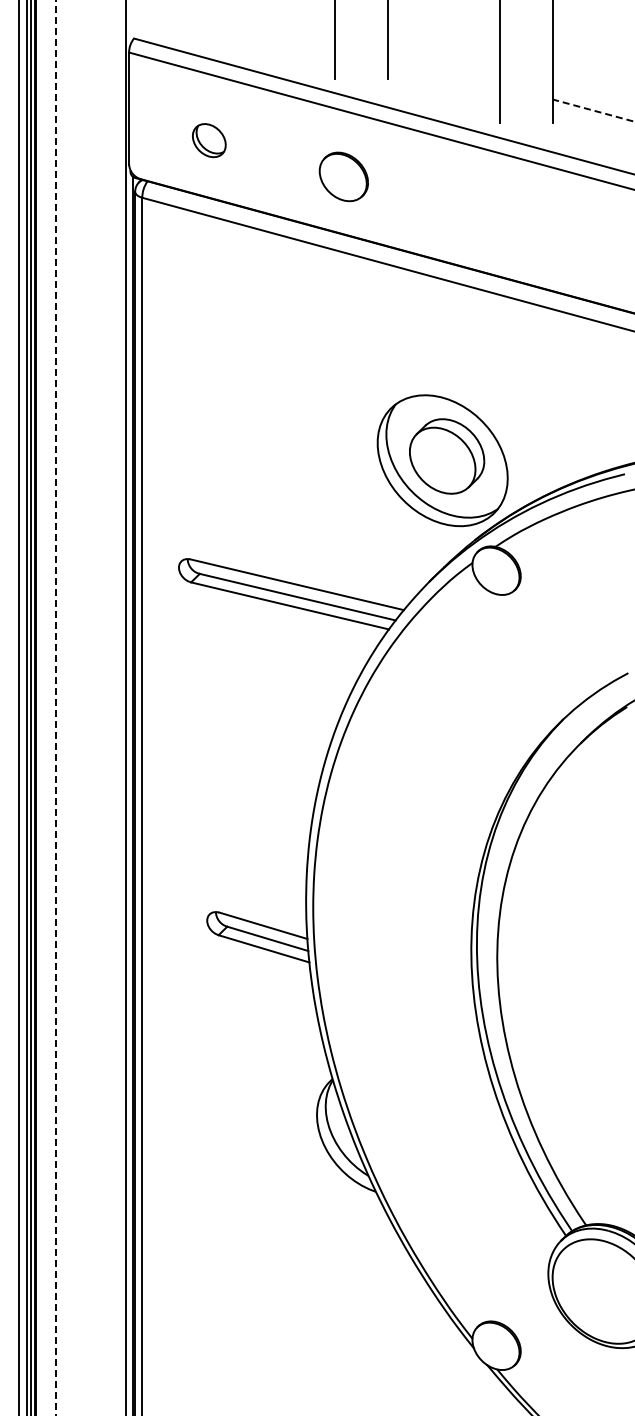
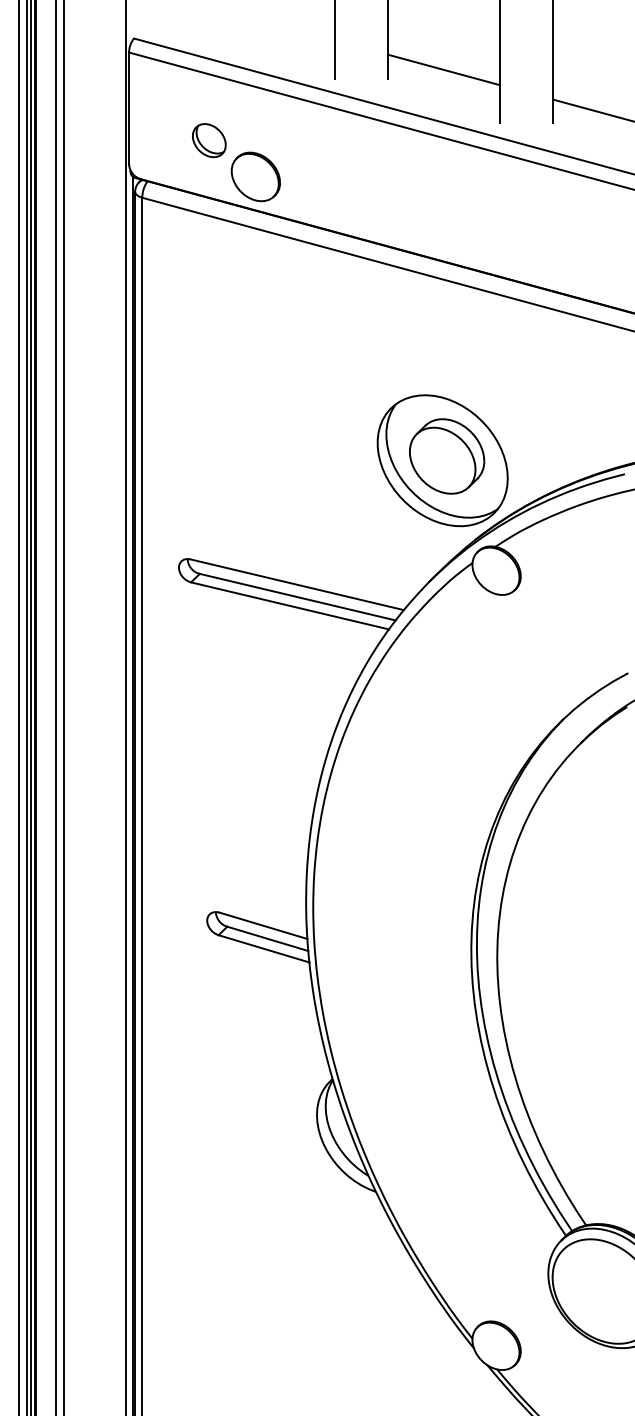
line: none -> present (443, 69)
line: dashed -> solid (593, 110)
part position: (343, 176) -> (255, 176) (255, 176)
line: none -> present (63, 707)
line: dashed -> solid (55, 708)
